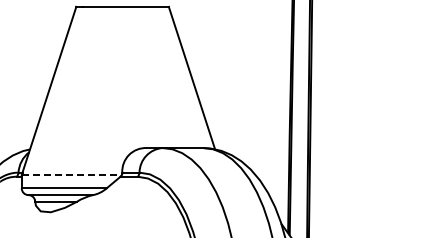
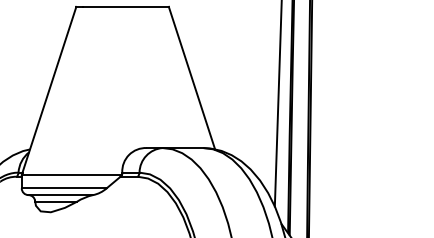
line: none -> present (277, 104)
line: dashed -> solid (72, 174)
